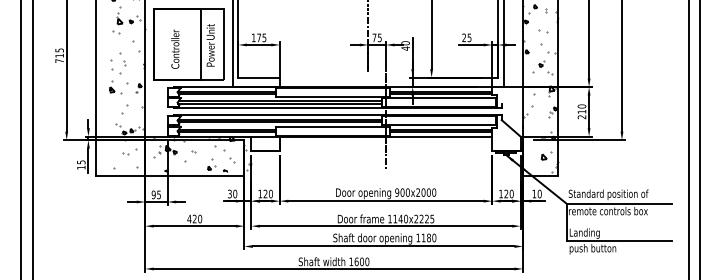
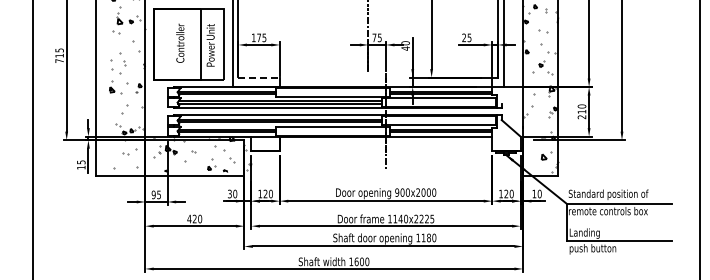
text position: (175, 48) -> (180, 42) (180, 42)
line: solid -> dashed (259, 77)
line: present -> none (21, 139)
line: present -> none (688, 139)
